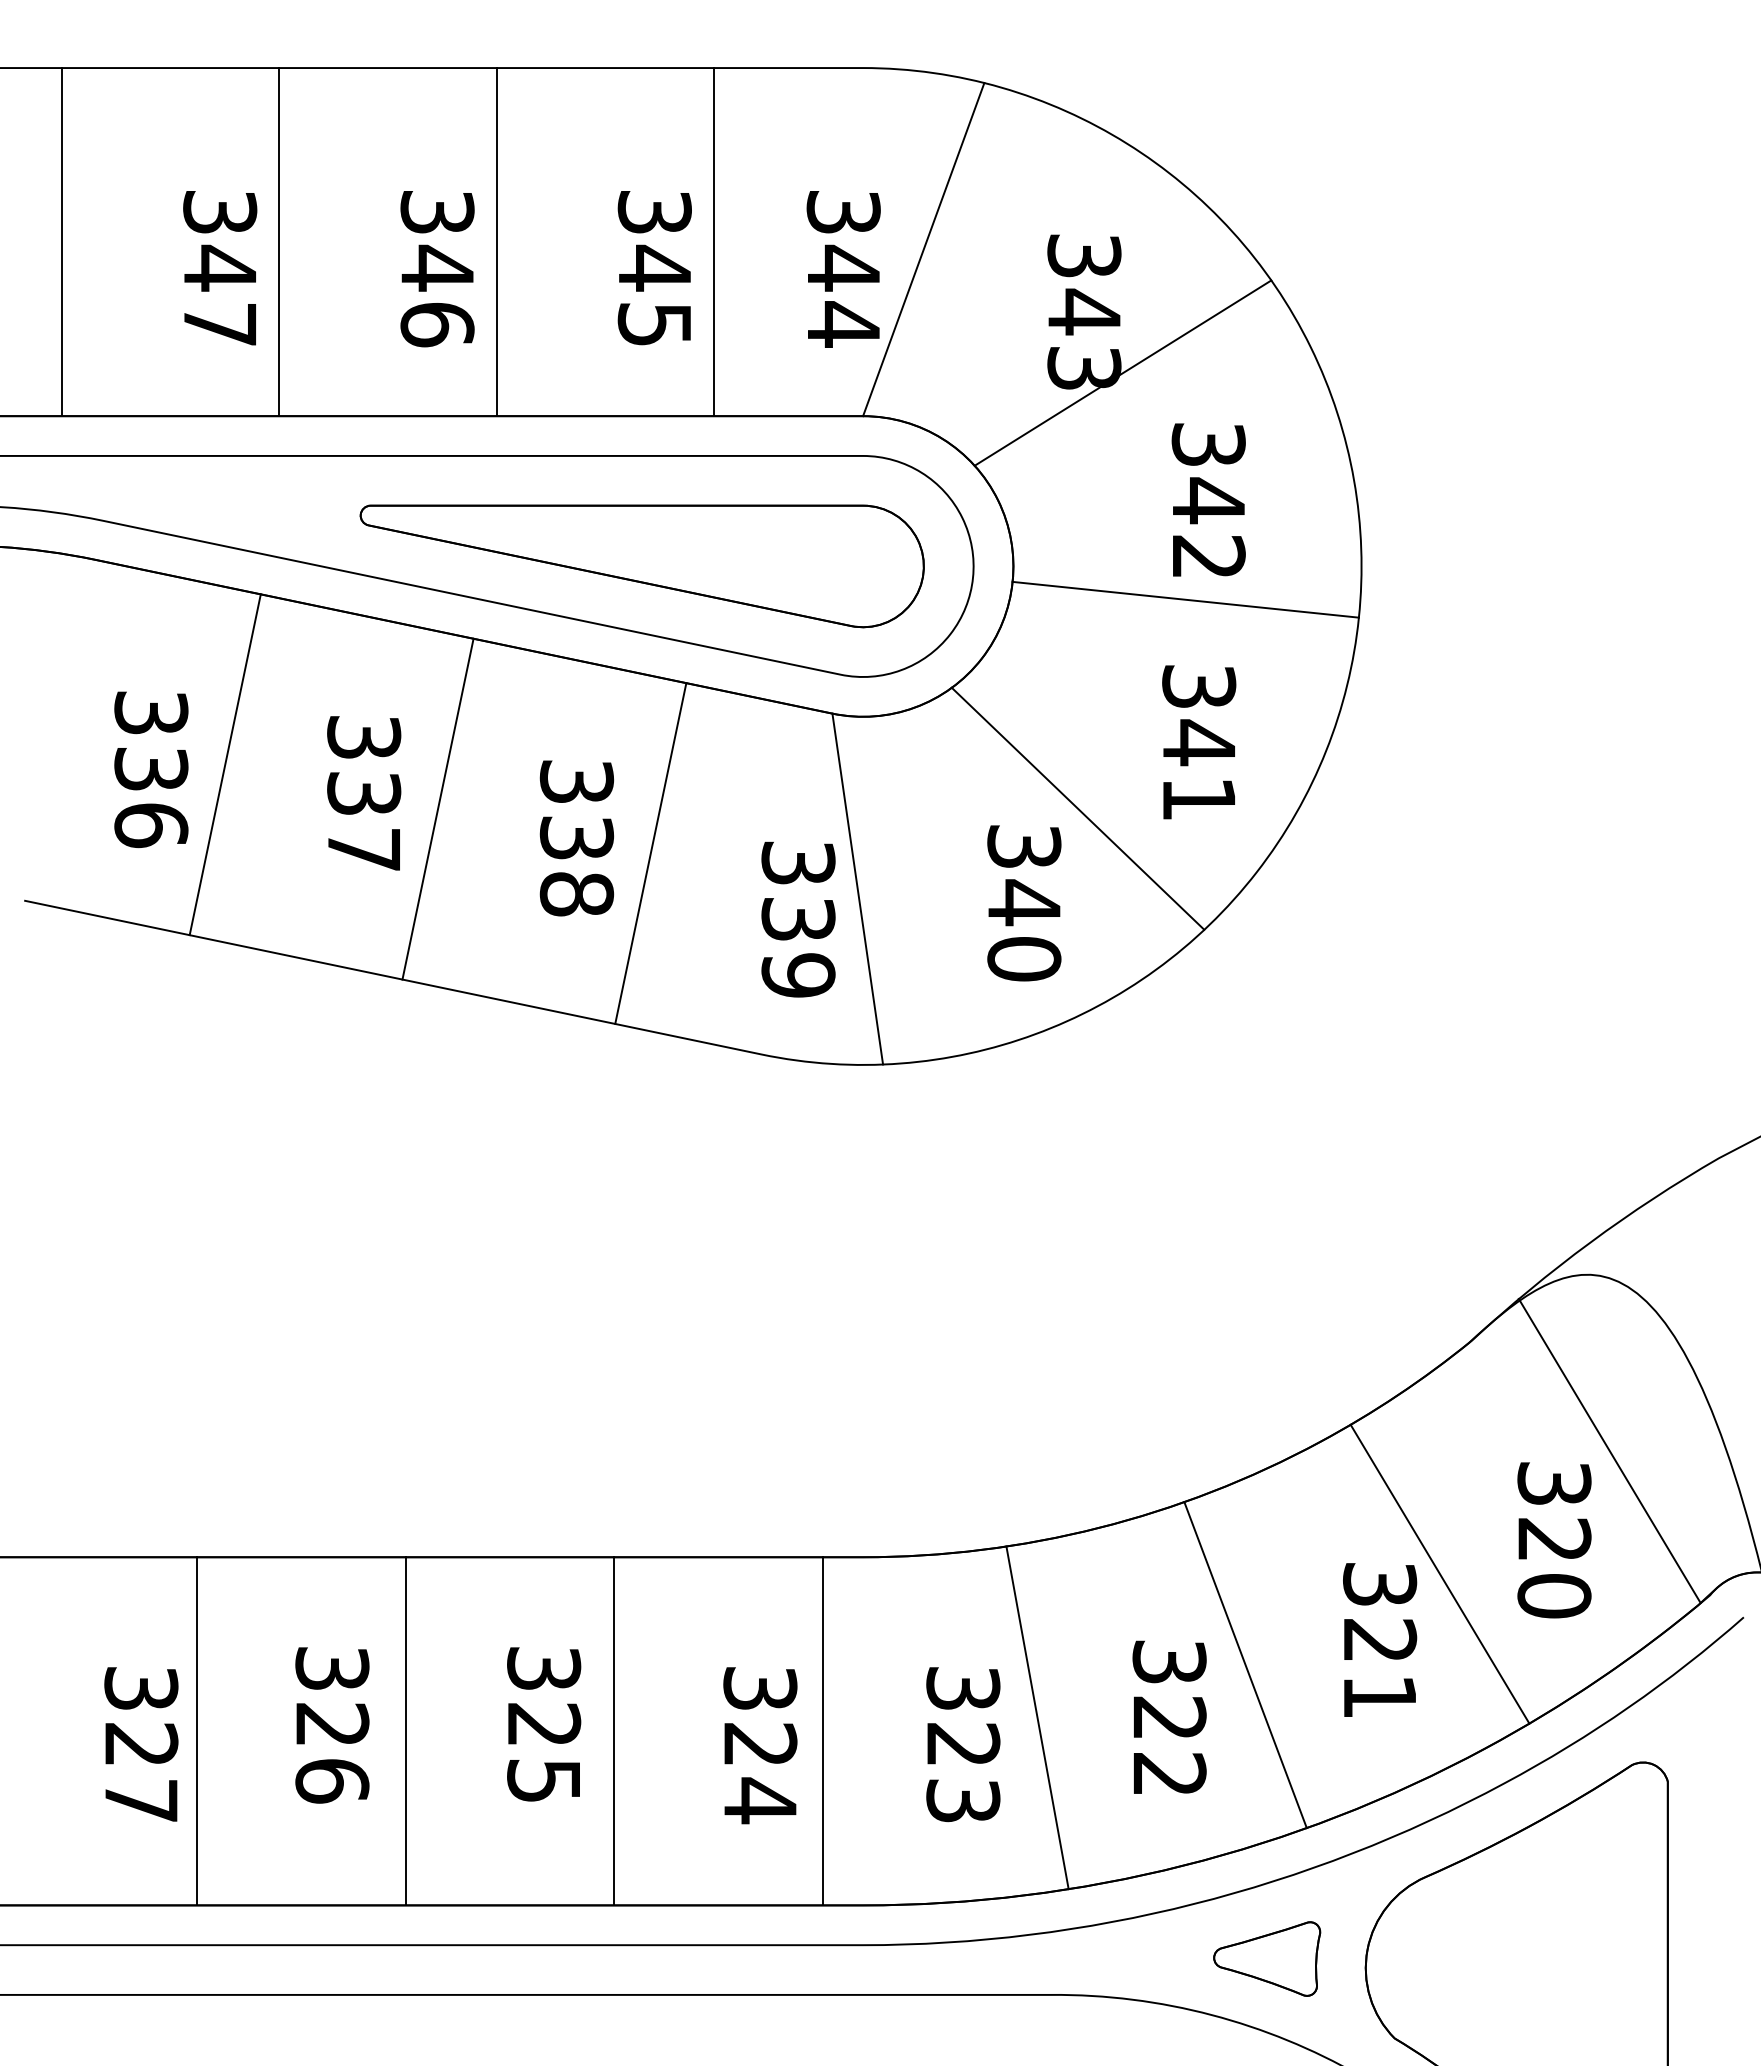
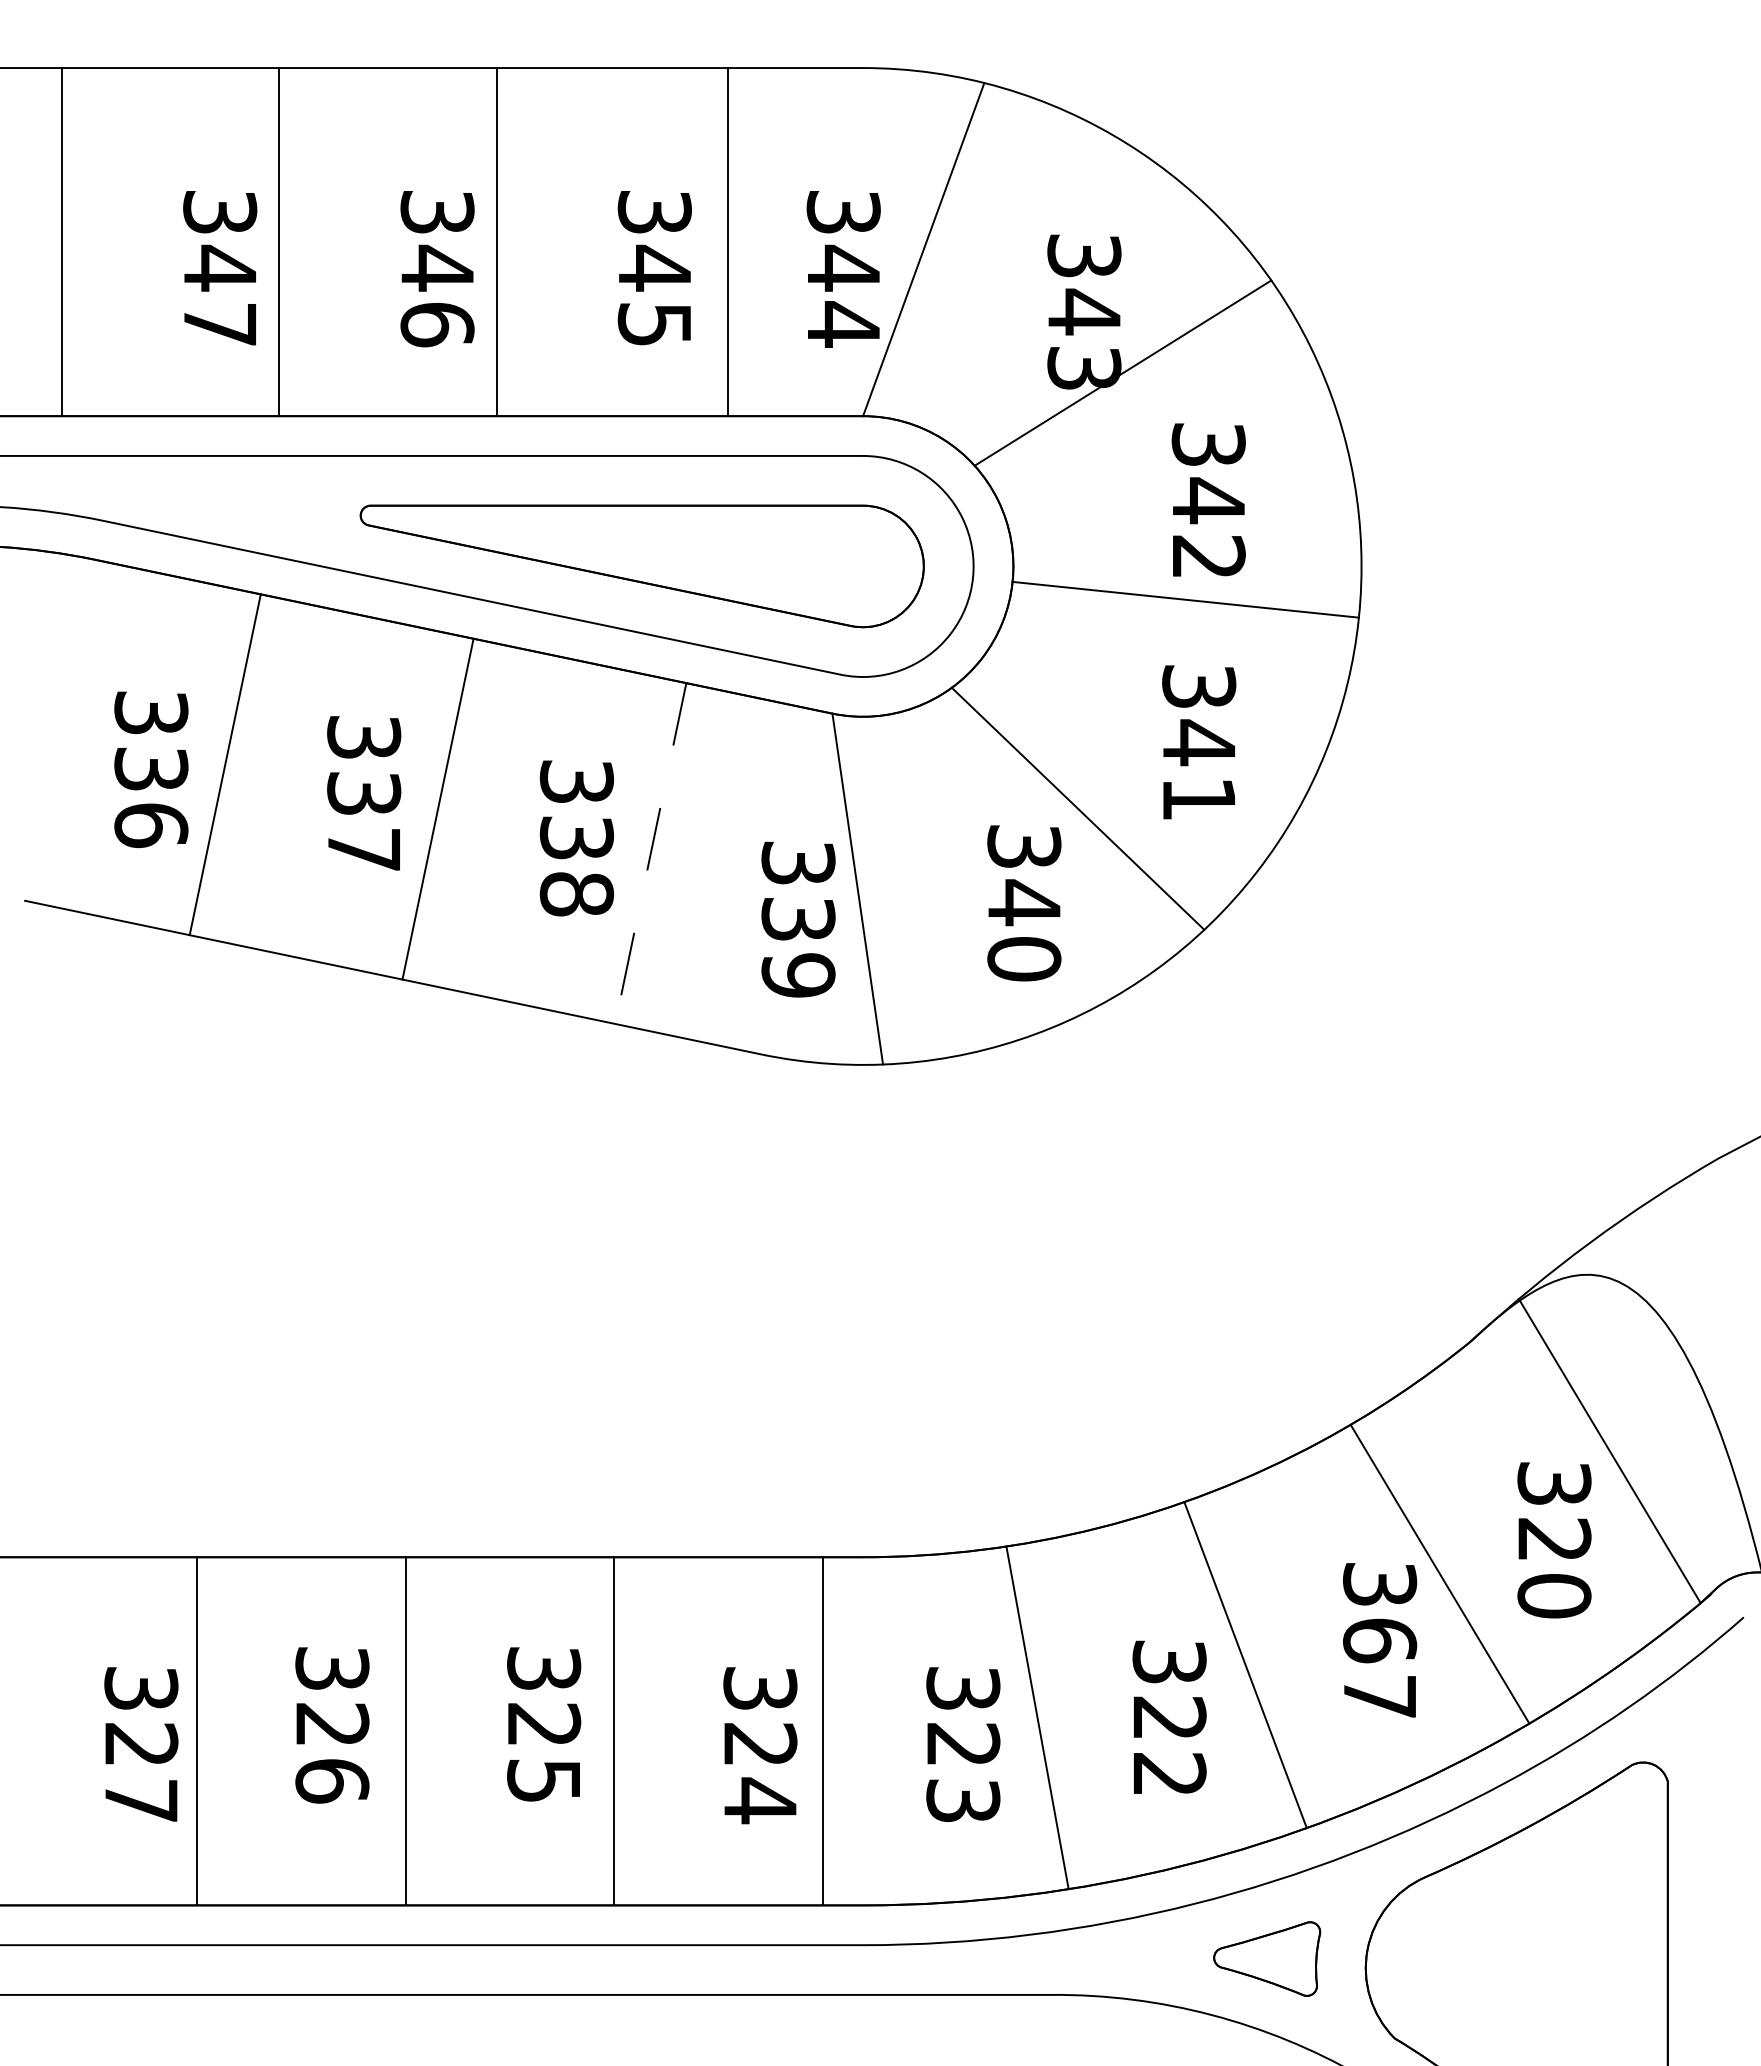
line position: (713, 242) -> (727, 242) (727, 242)
line: solid -> dashed (650, 854)
text: 321 -> 367 (1380, 1667)
